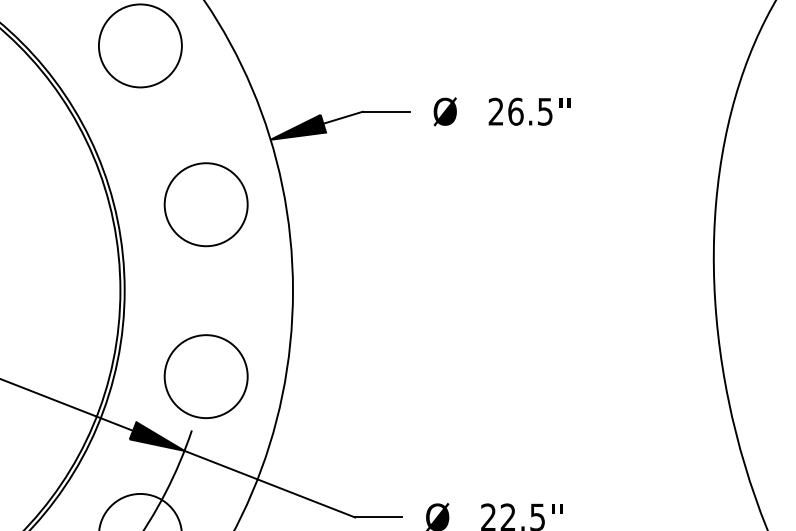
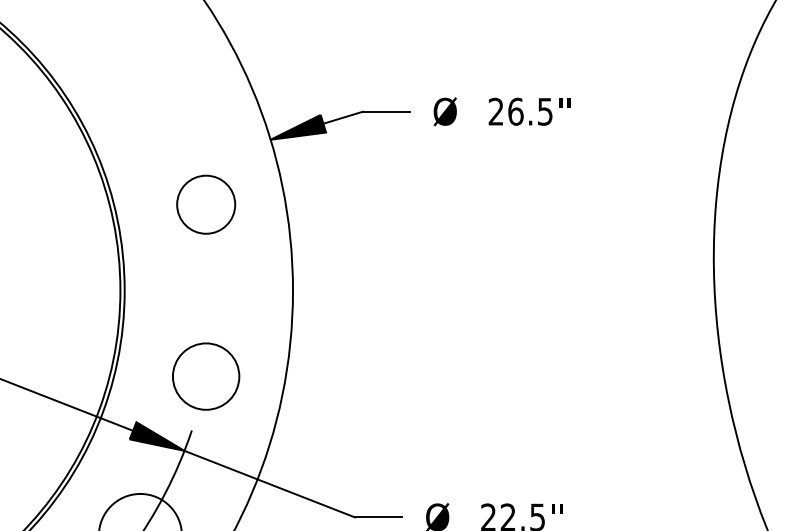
circle: present -> none (140, 45)
circle diameter: 83 px -> 58 px (206, 204)
circle size: 86x85 px -> 69x69 px (206, 376)
